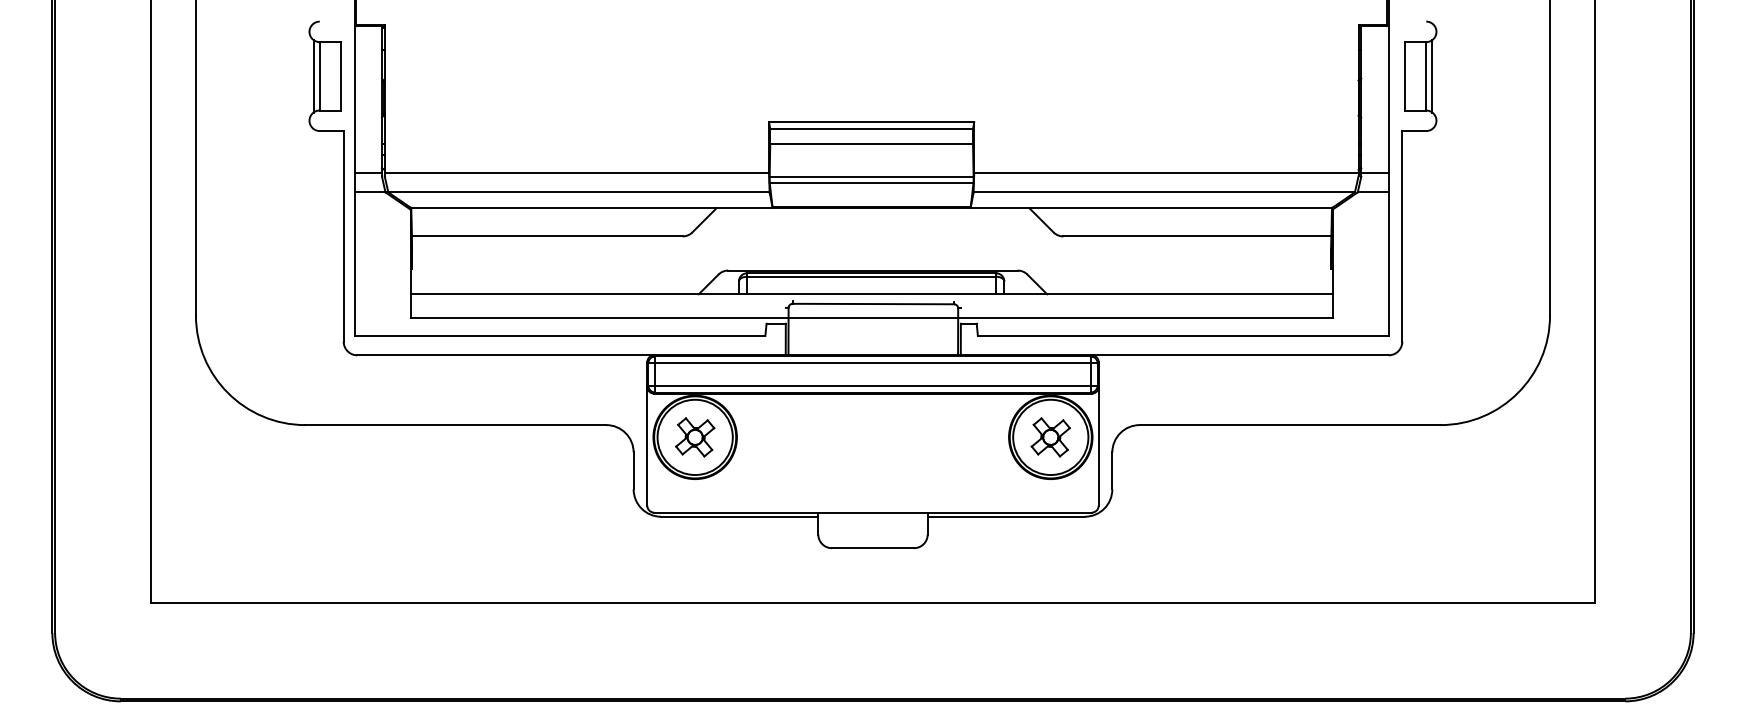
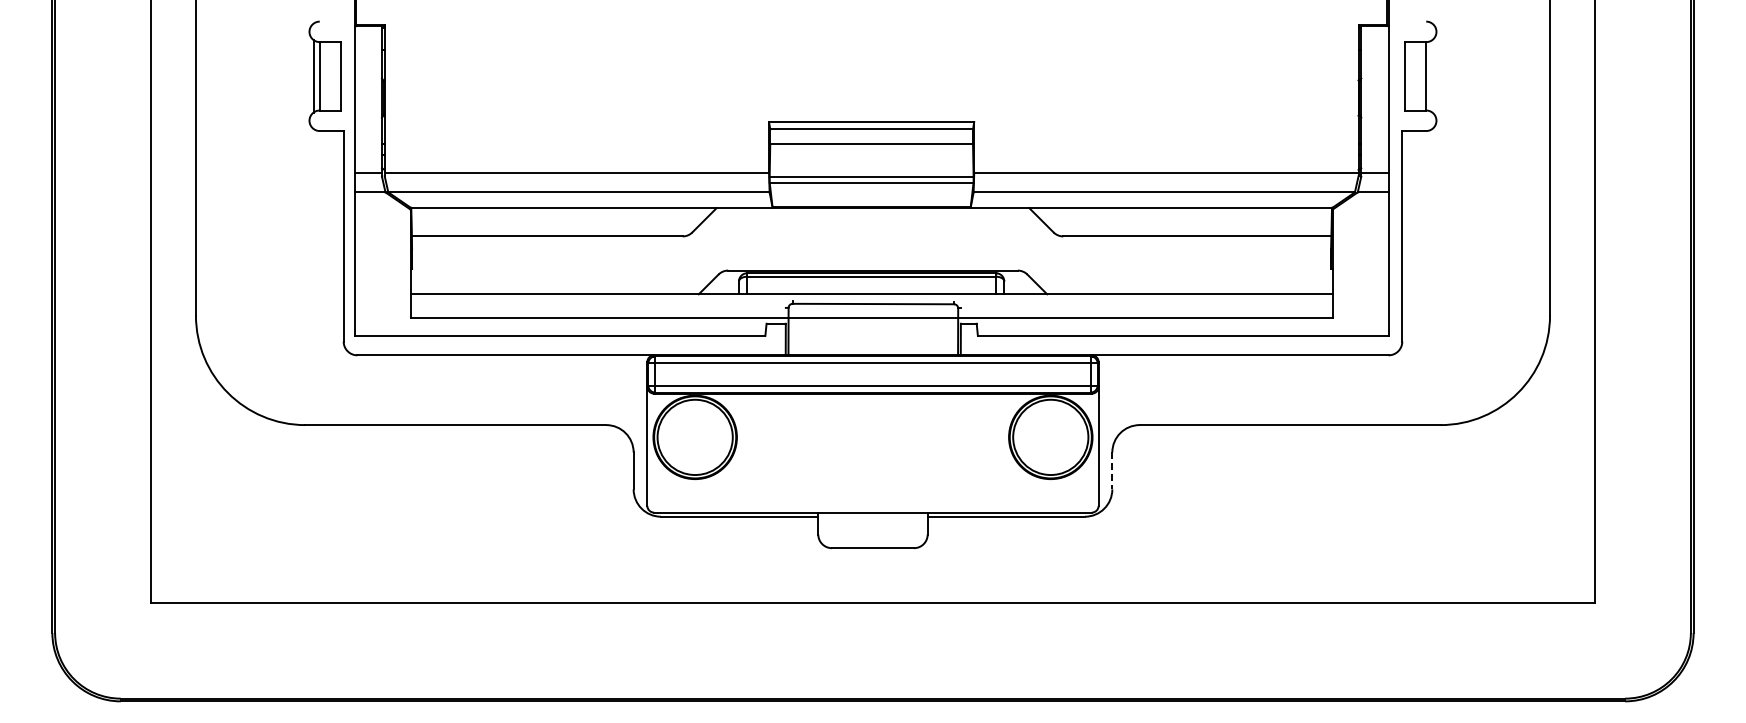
line: present -> none (1432, 76)
part: present -> none (695, 437)
part: present -> none (1050, 437)
line: solid -> dashed (1112, 471)
